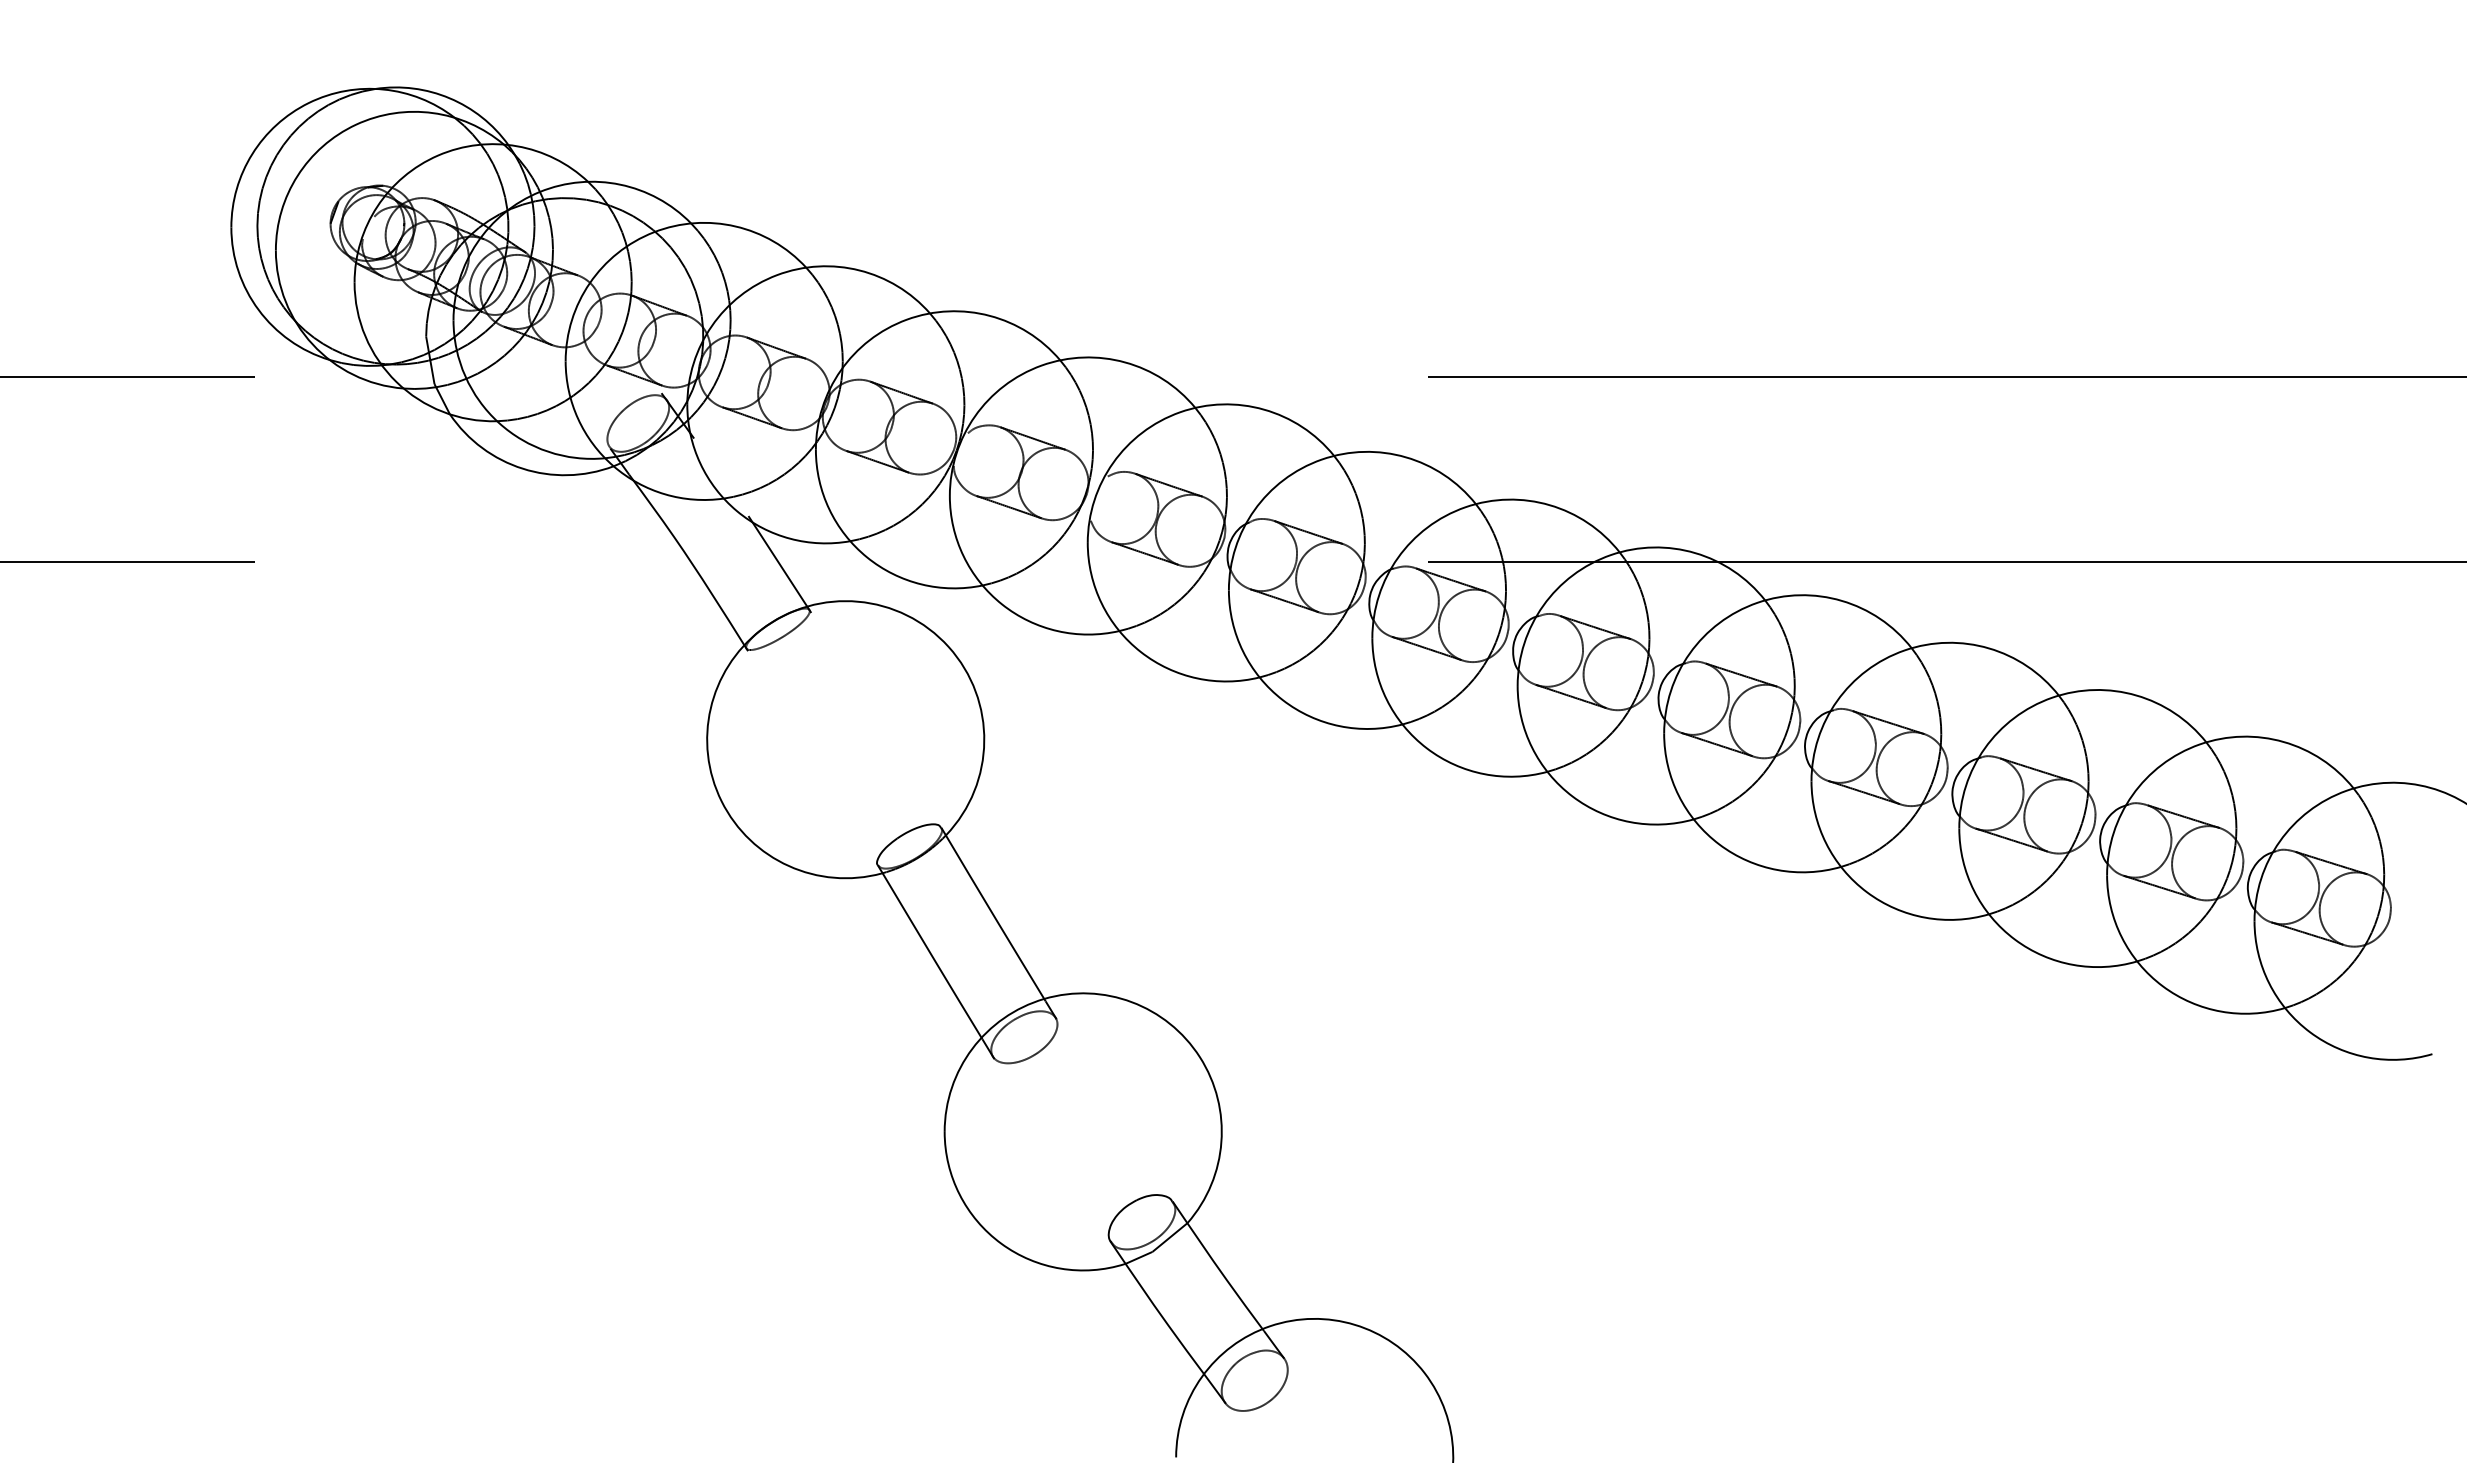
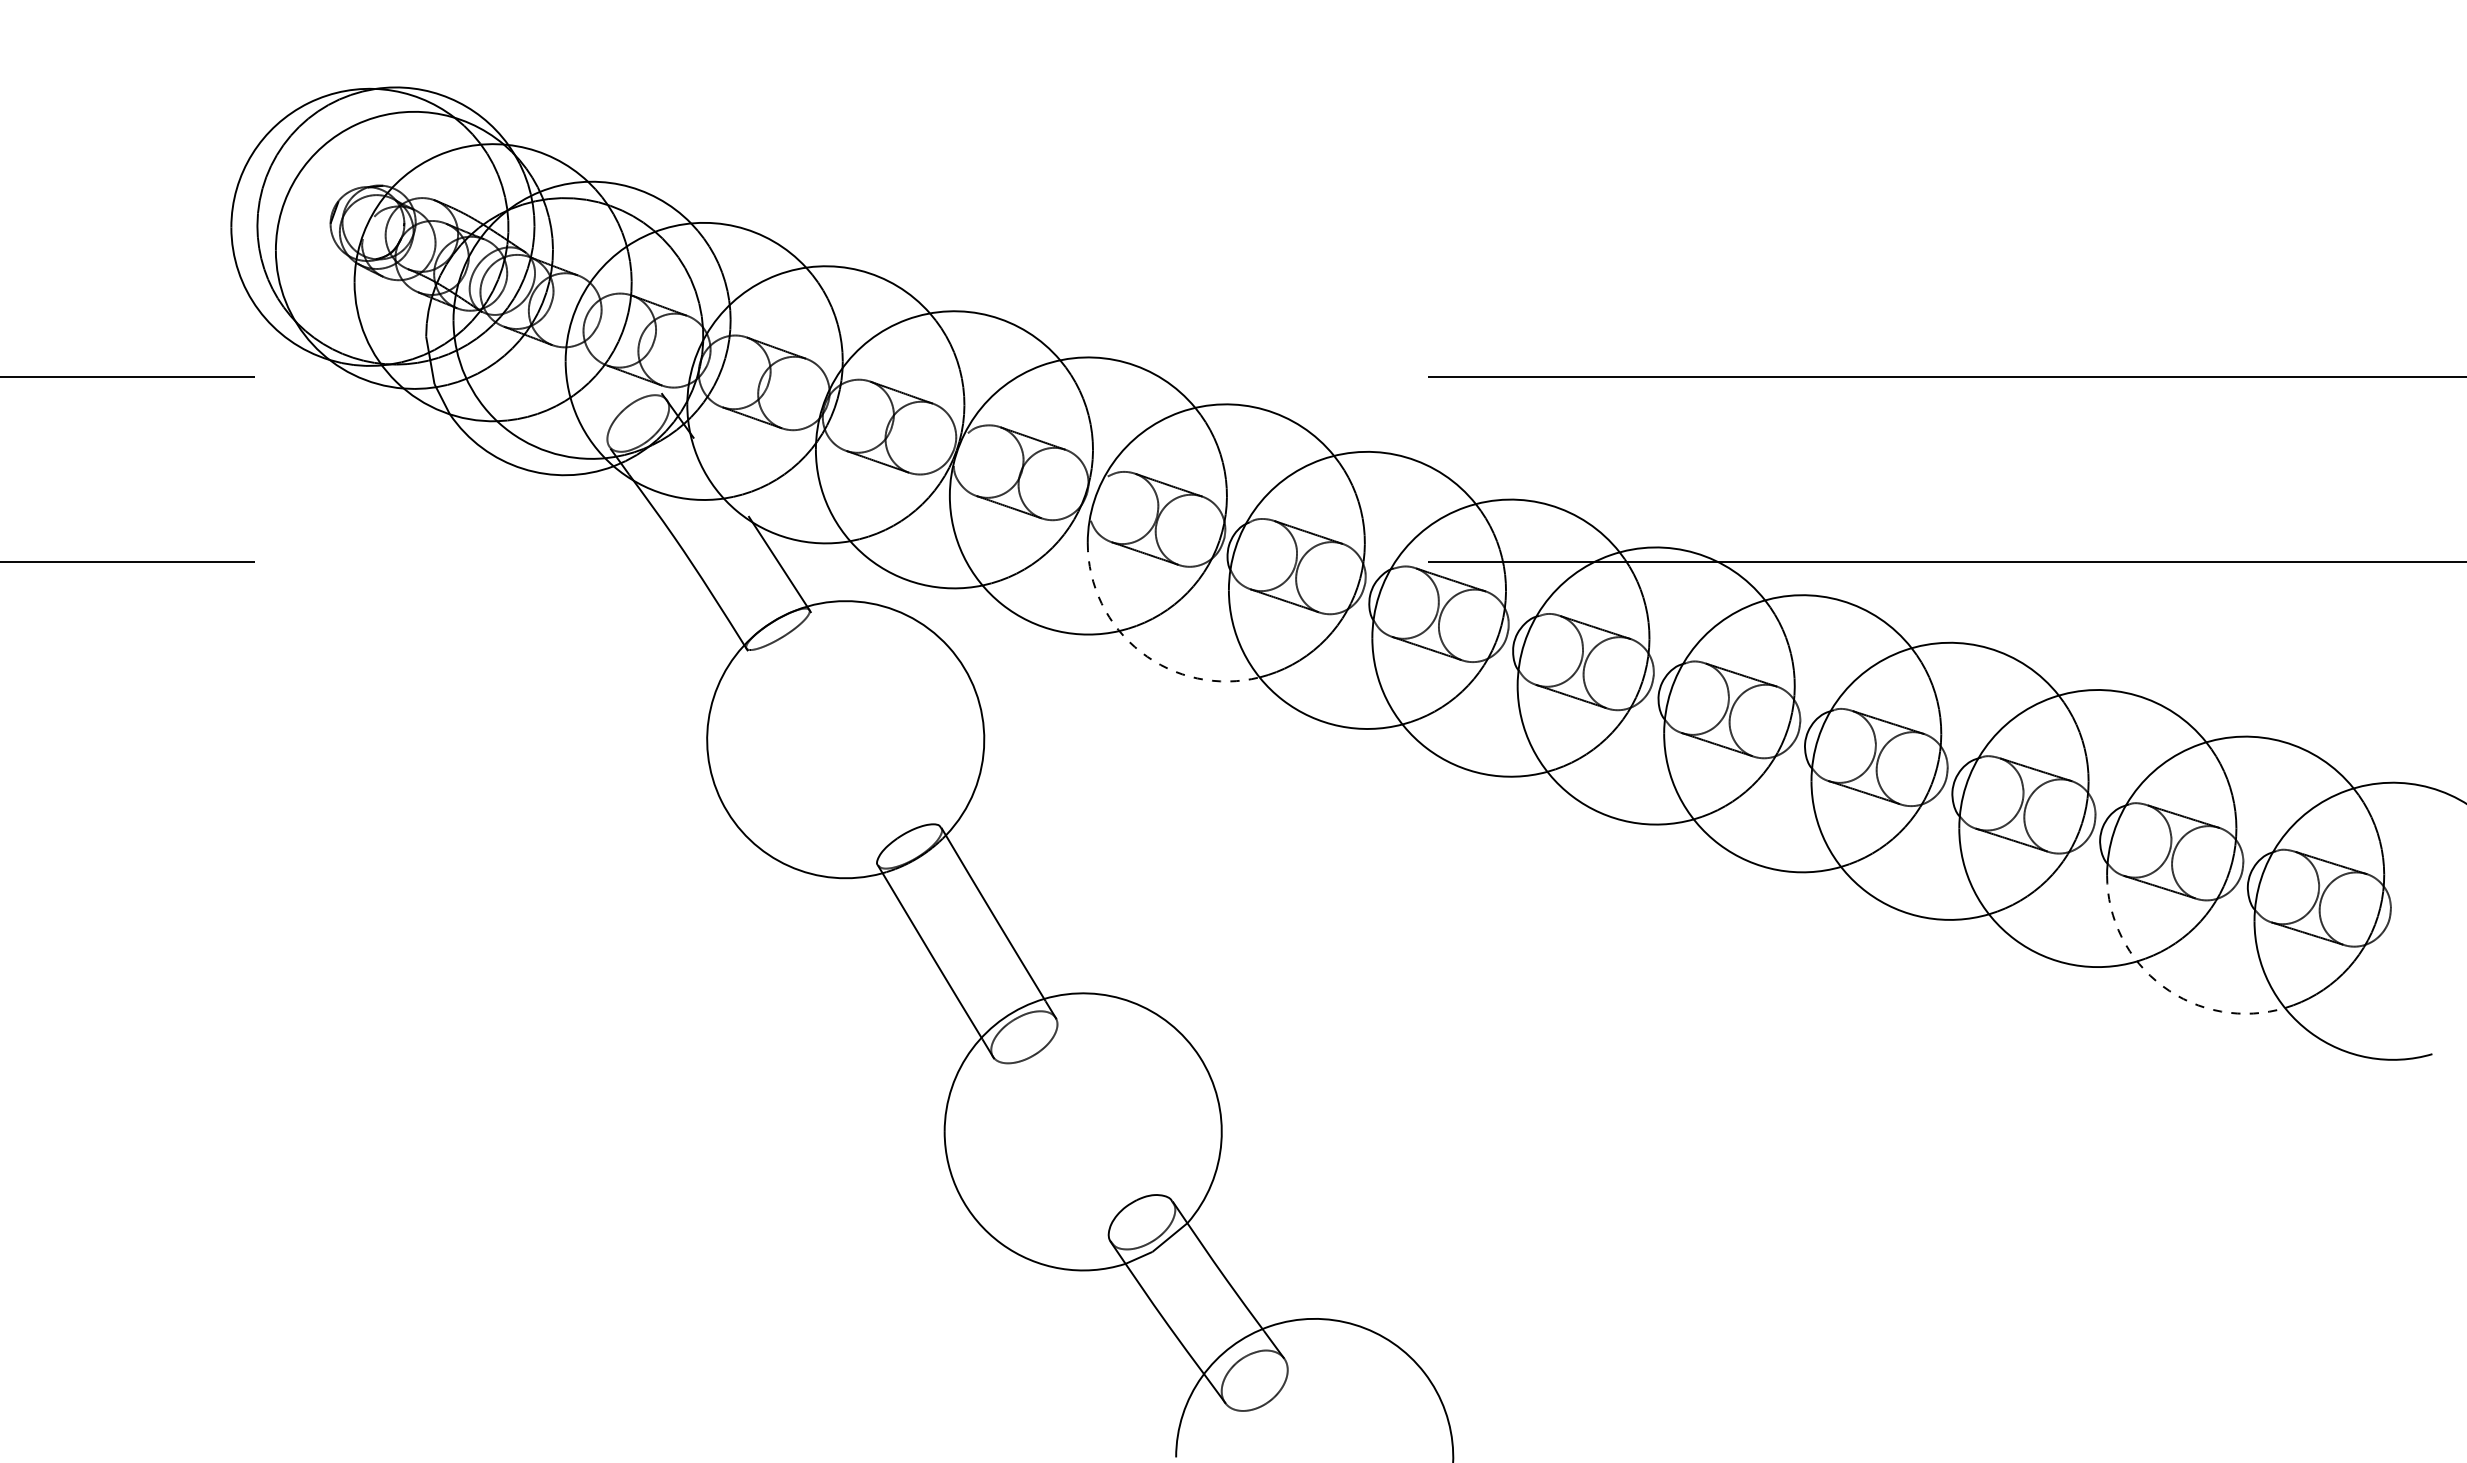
arc: solid -> dashed (1140, 652)
arc: solid -> dashed (2162, 986)
